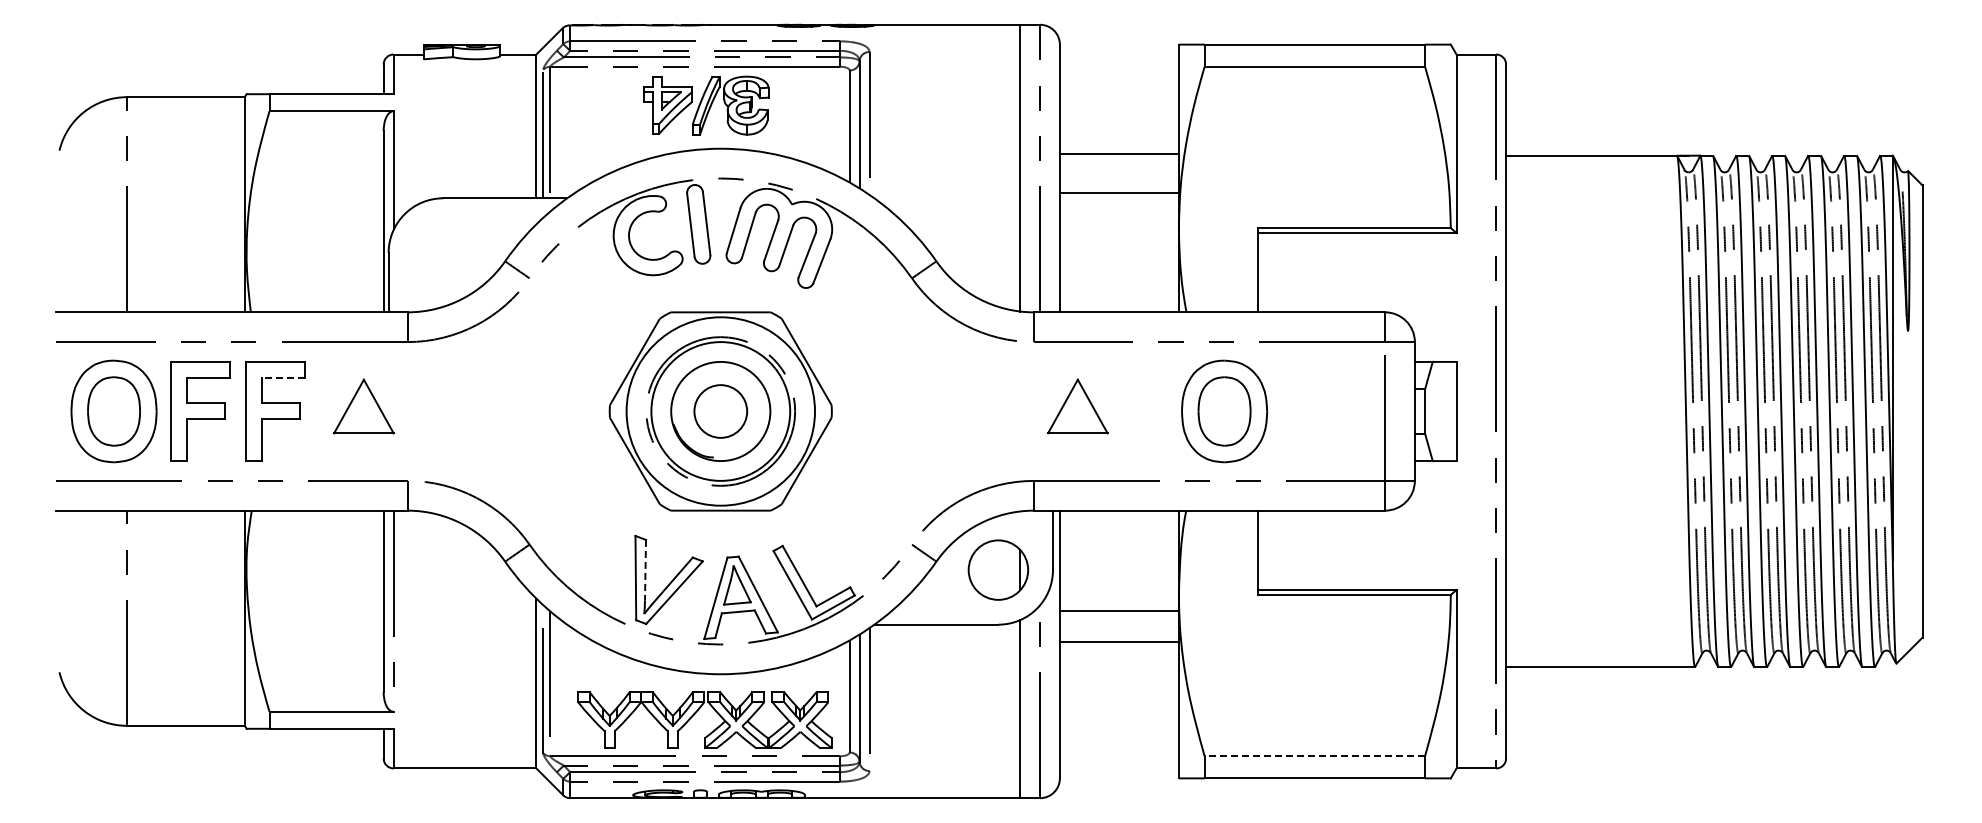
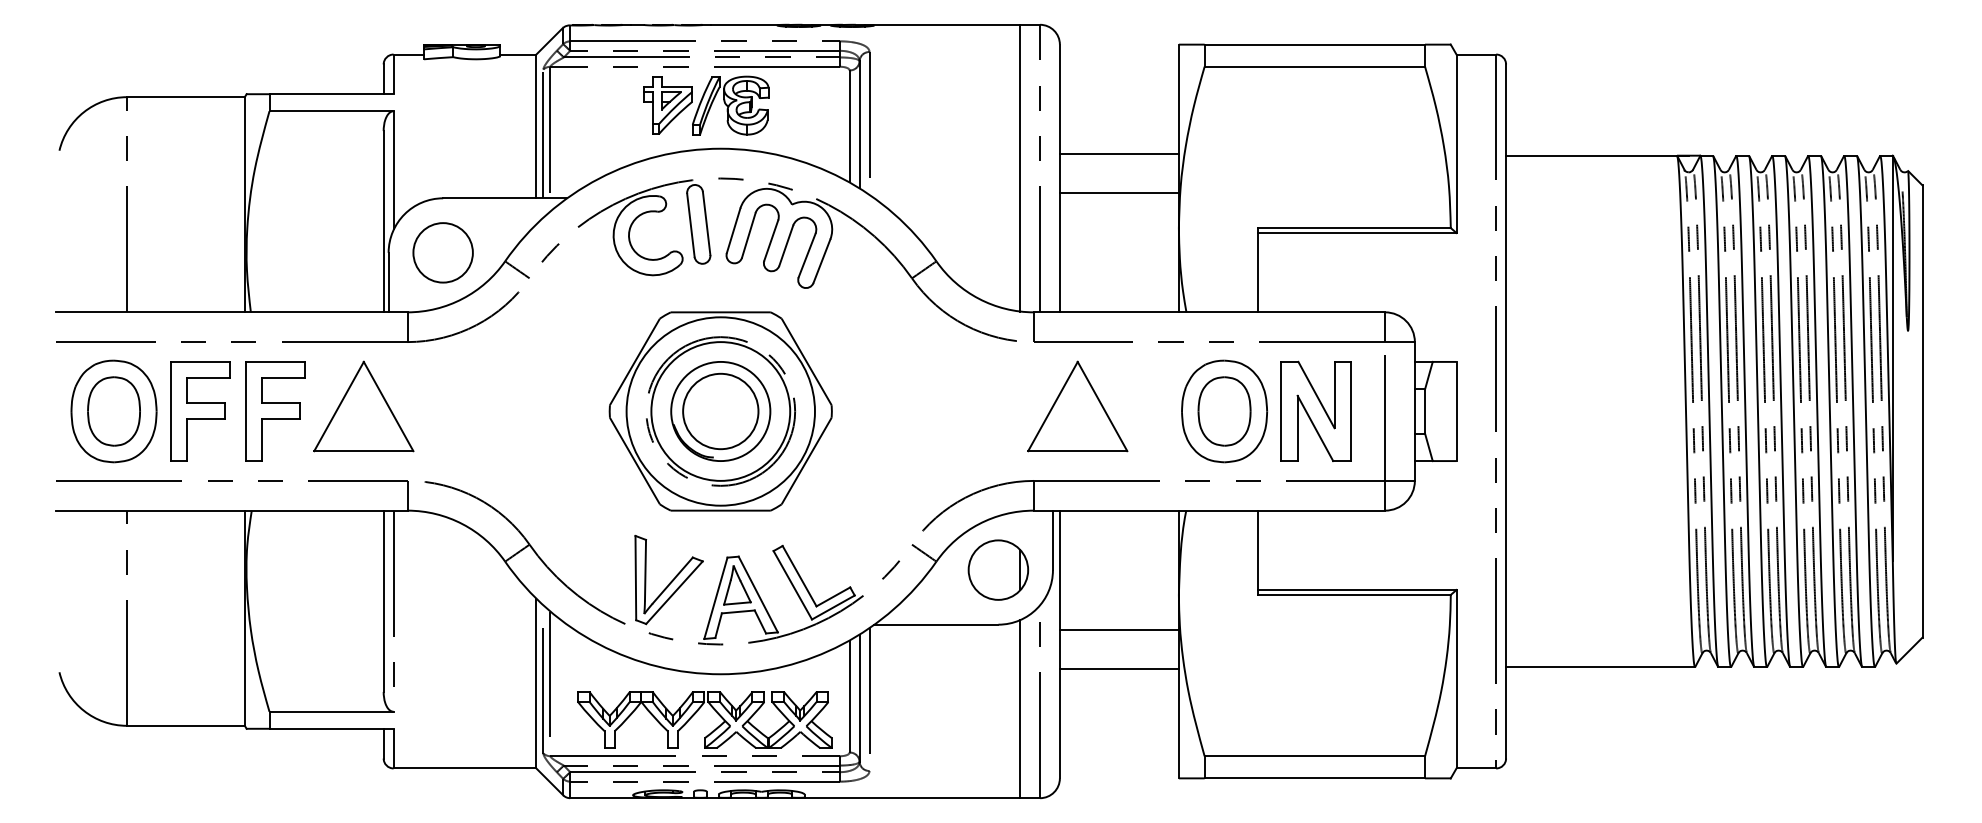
circle: none -> present (442, 252)
line: dashed -> solid (283, 378)
part size: 62x57 px -> 102x93 px (363, 406)
part size: 62x57 px -> 102x93 px (1077, 406)
part: none -> present (1315, 410)
circle diameter: 53 px -> 75 px (720, 411)
line: dashed -> solid (645, 570)
line position: (1118, 610) -> (1118, 629) (1118, 629)
line position: (1118, 642) -> (1118, 669) (1118, 669)
line: dashed -> solid (1314, 756)
